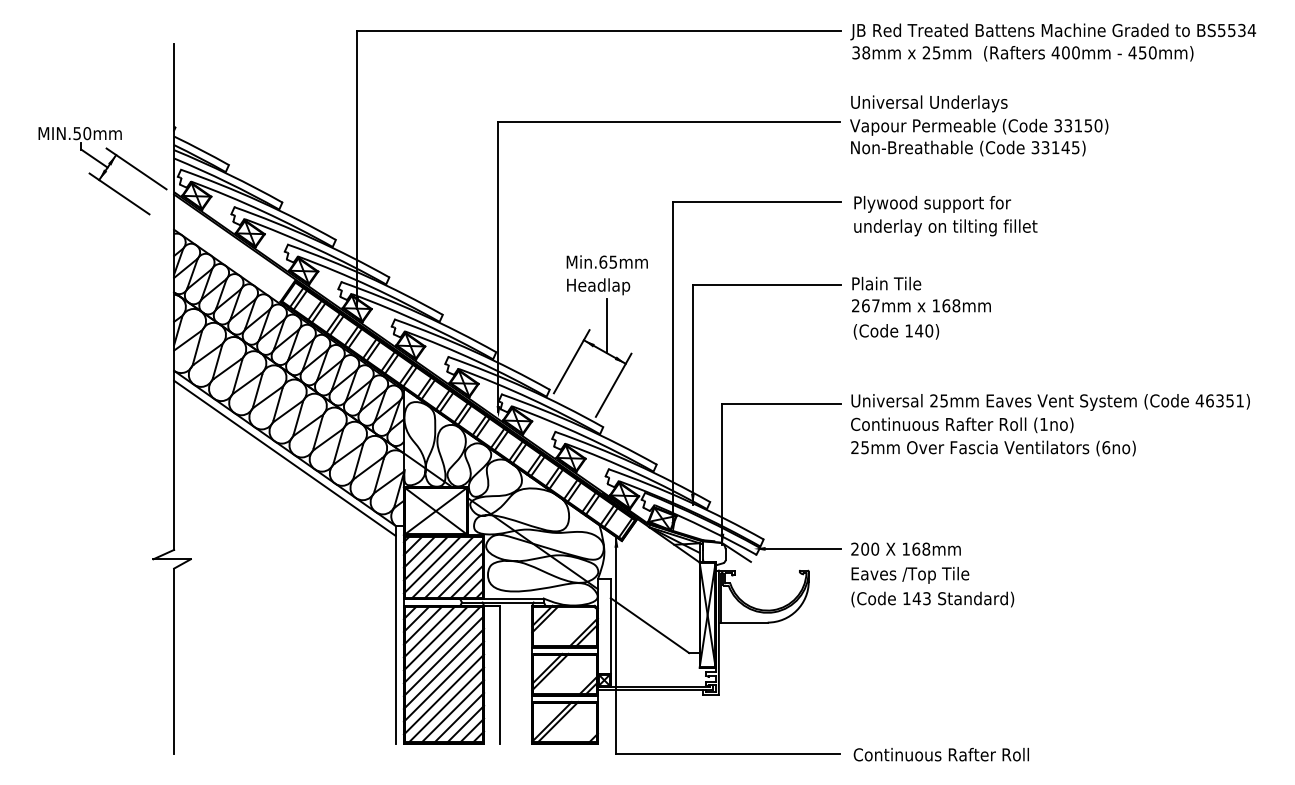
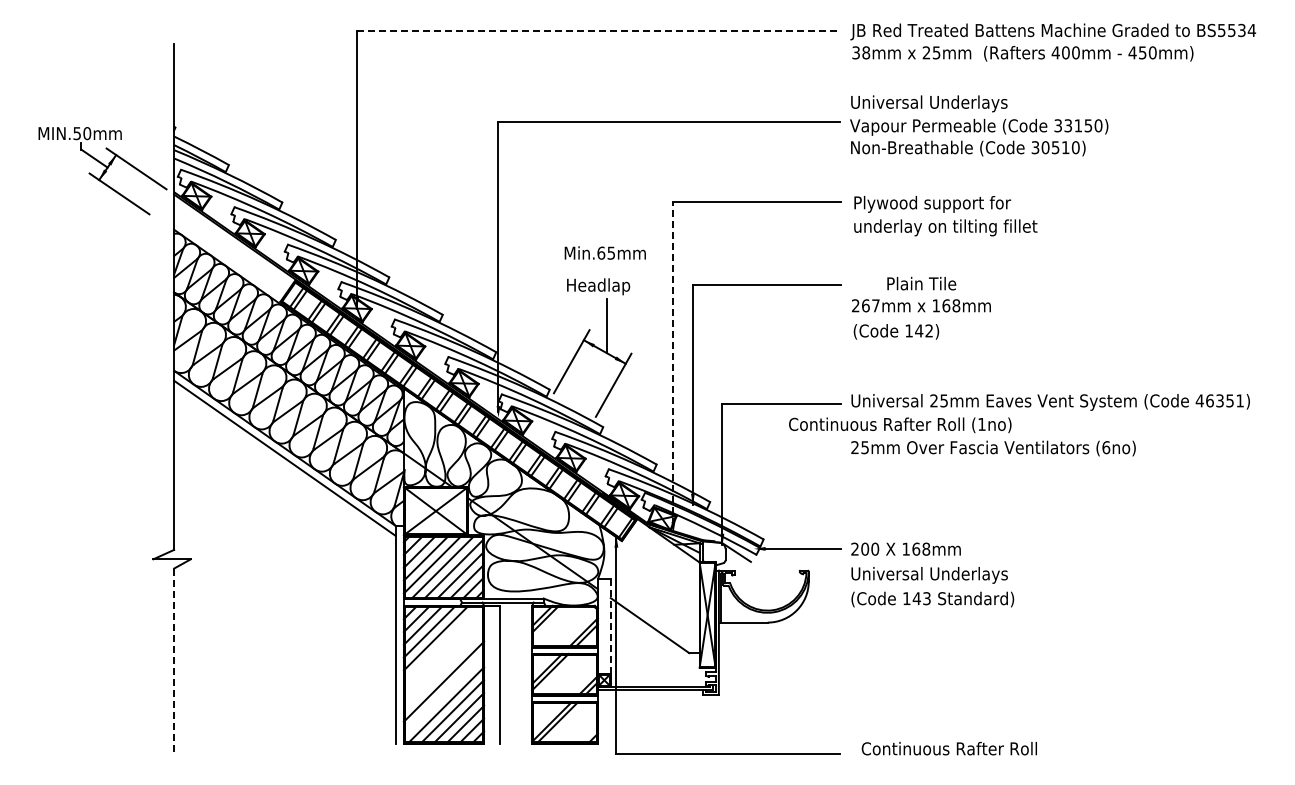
line: solid -> dashed (598, 31)
text: 33145) -> 30510) (1060, 147)
text position: (606, 261) -> (604, 252) (604, 252)
text position: (886, 283) -> (921, 283) (921, 283)
text: 140) -> 142) (929, 330)
line: solid -> dashed (673, 363)
text position: (962, 425) -> (900, 425) (900, 425)
text: Eaves /Top Tile -> Universal Underlays (929, 575)
line: solid -> dashed (610, 625)
line: present -> none (441, 644)
line: present -> none (443, 656)
line: solid -> dashed (174, 661)
line: present -> none (443, 668)
line: present -> none (443, 694)
text position: (940, 754) -> (948, 748) (948, 748)
